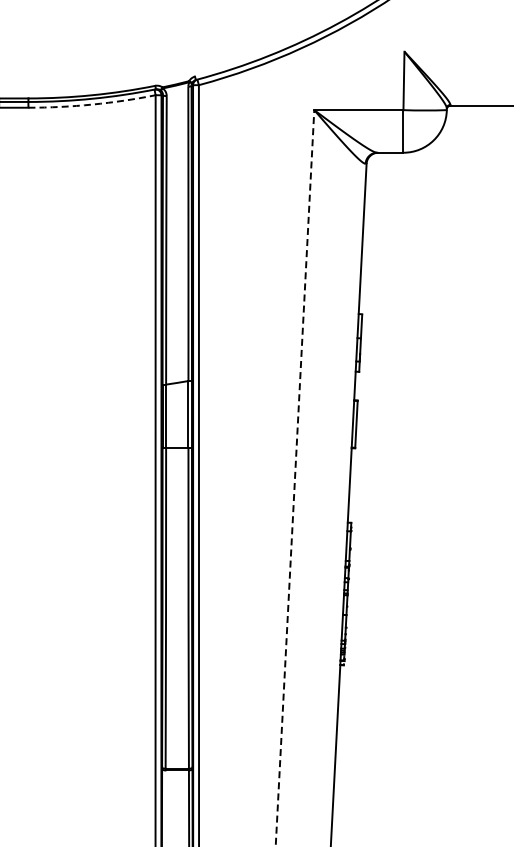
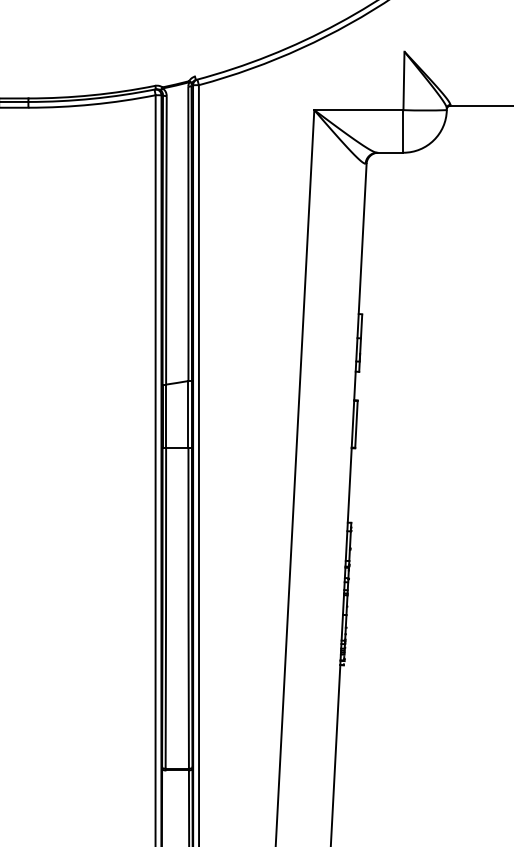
arc: dashed -> solid (92, 104)
line: dashed -> solid (295, 478)
